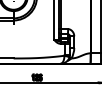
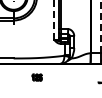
line: solid -> dashed (53, 19)
line: solid -> dashed (101, 26)
line: present -> none (50, 82)
